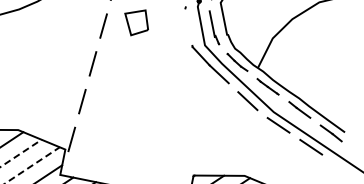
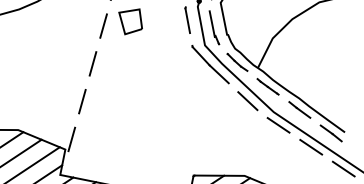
line: none -> present (187, 20)
part position: (136, 22) -> (130, 21) (130, 21)
line: dashed -> solid (20, 153)
line: dashed -> solid (32, 165)
line: none -> present (343, 168)
